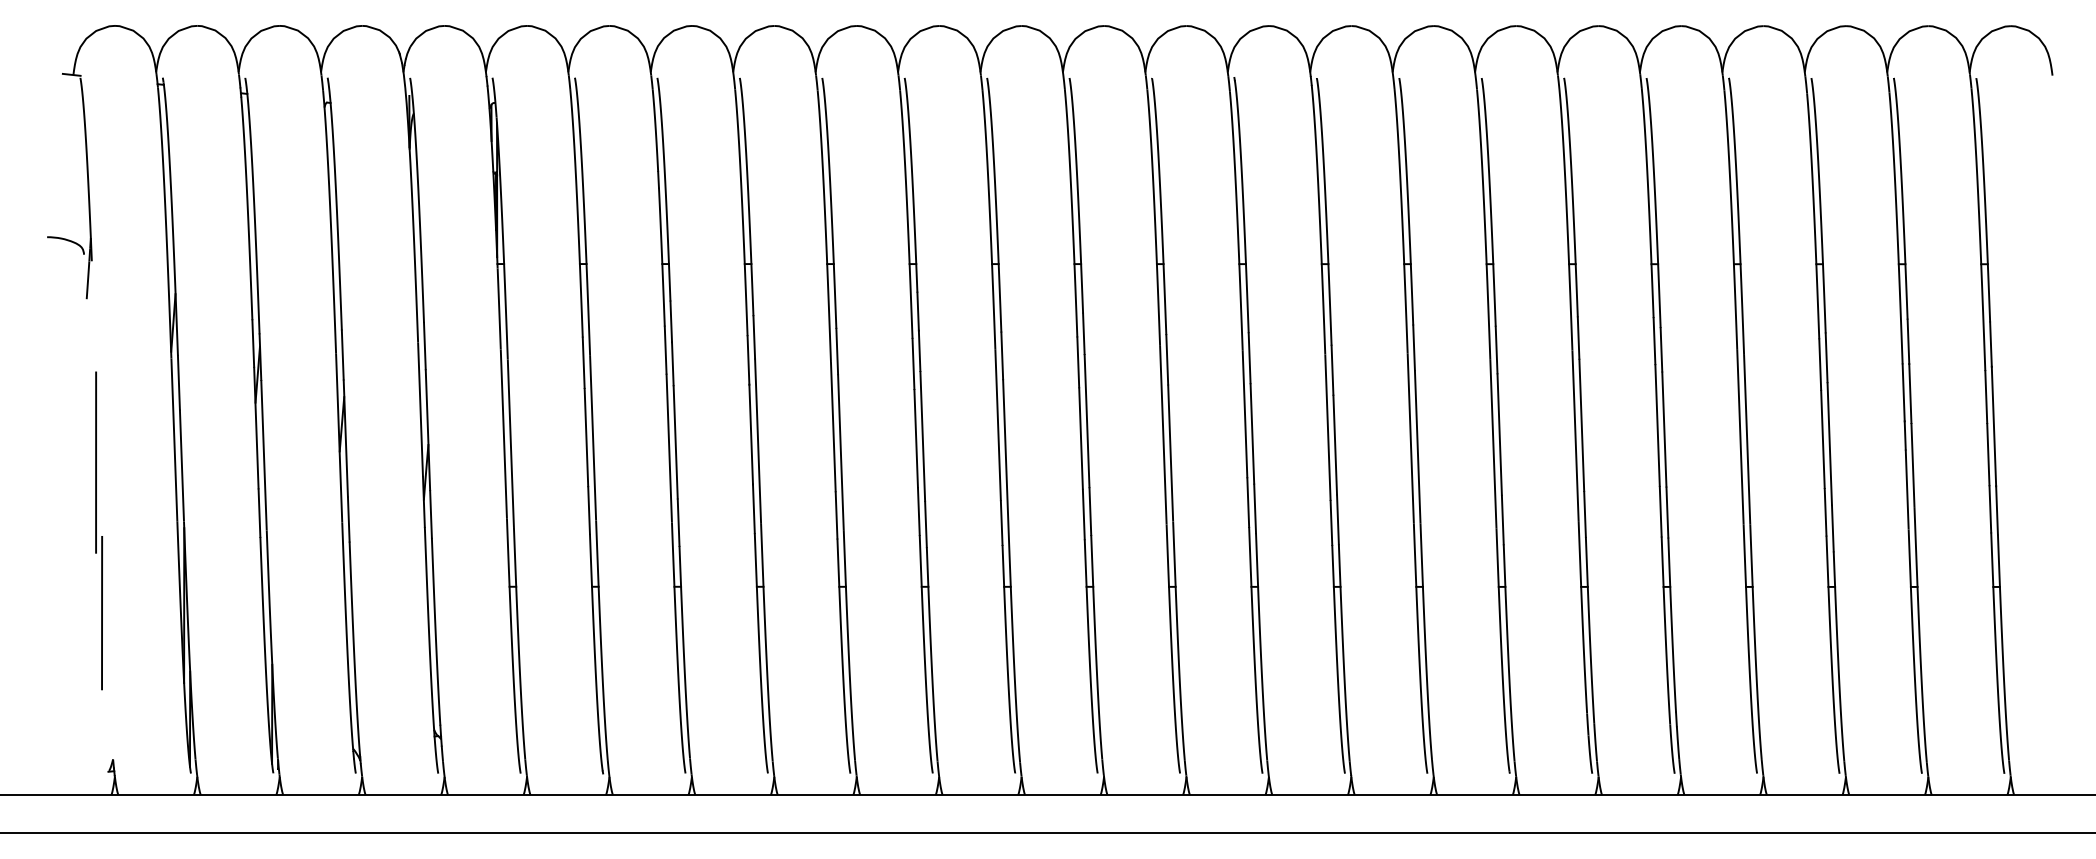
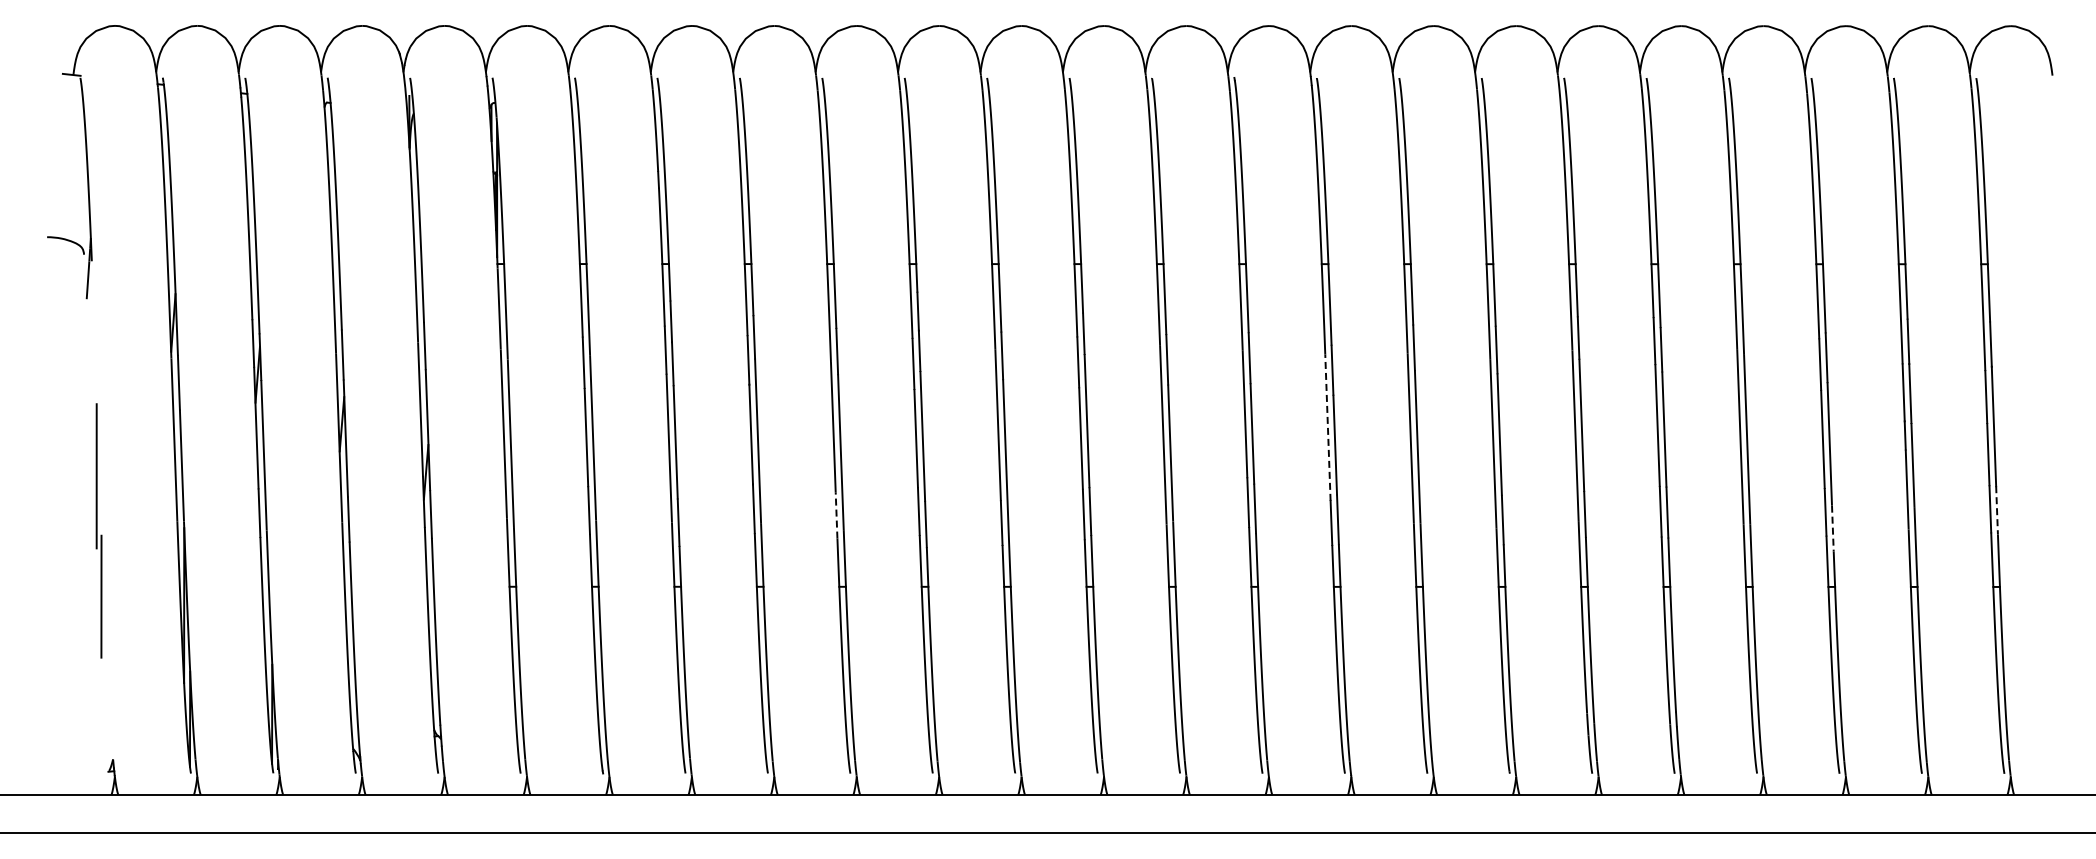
line: solid -> dashed (1327, 427)
line: solid -> dashed (1997, 510)
line: solid -> dashed (836, 514)
line: solid -> dashed (1832, 528)
part size: 8x320 px -> 8x256 px (98, 530)
